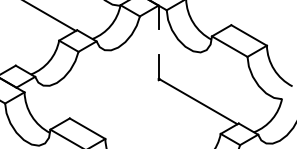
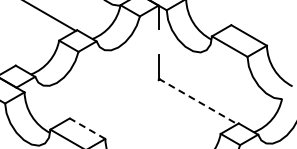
line: solid -> dashed (198, 101)
line: solid -> dashed (87, 128)
